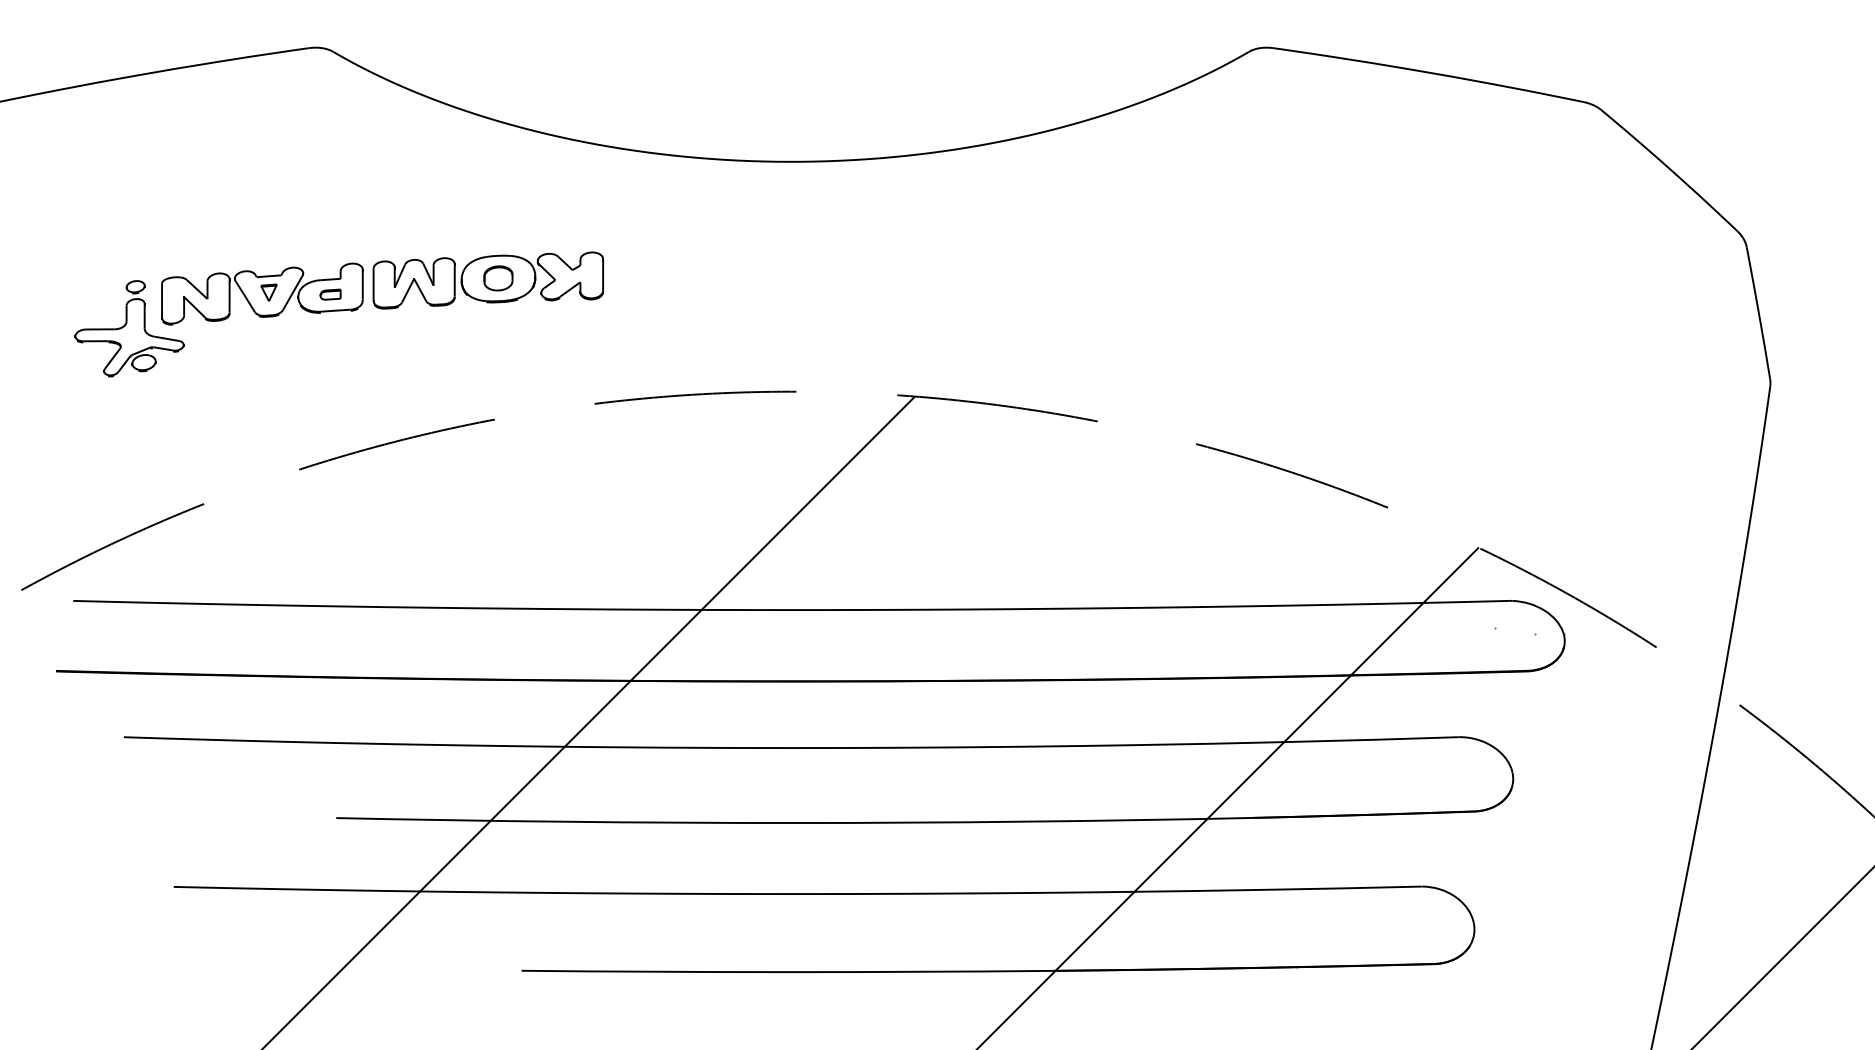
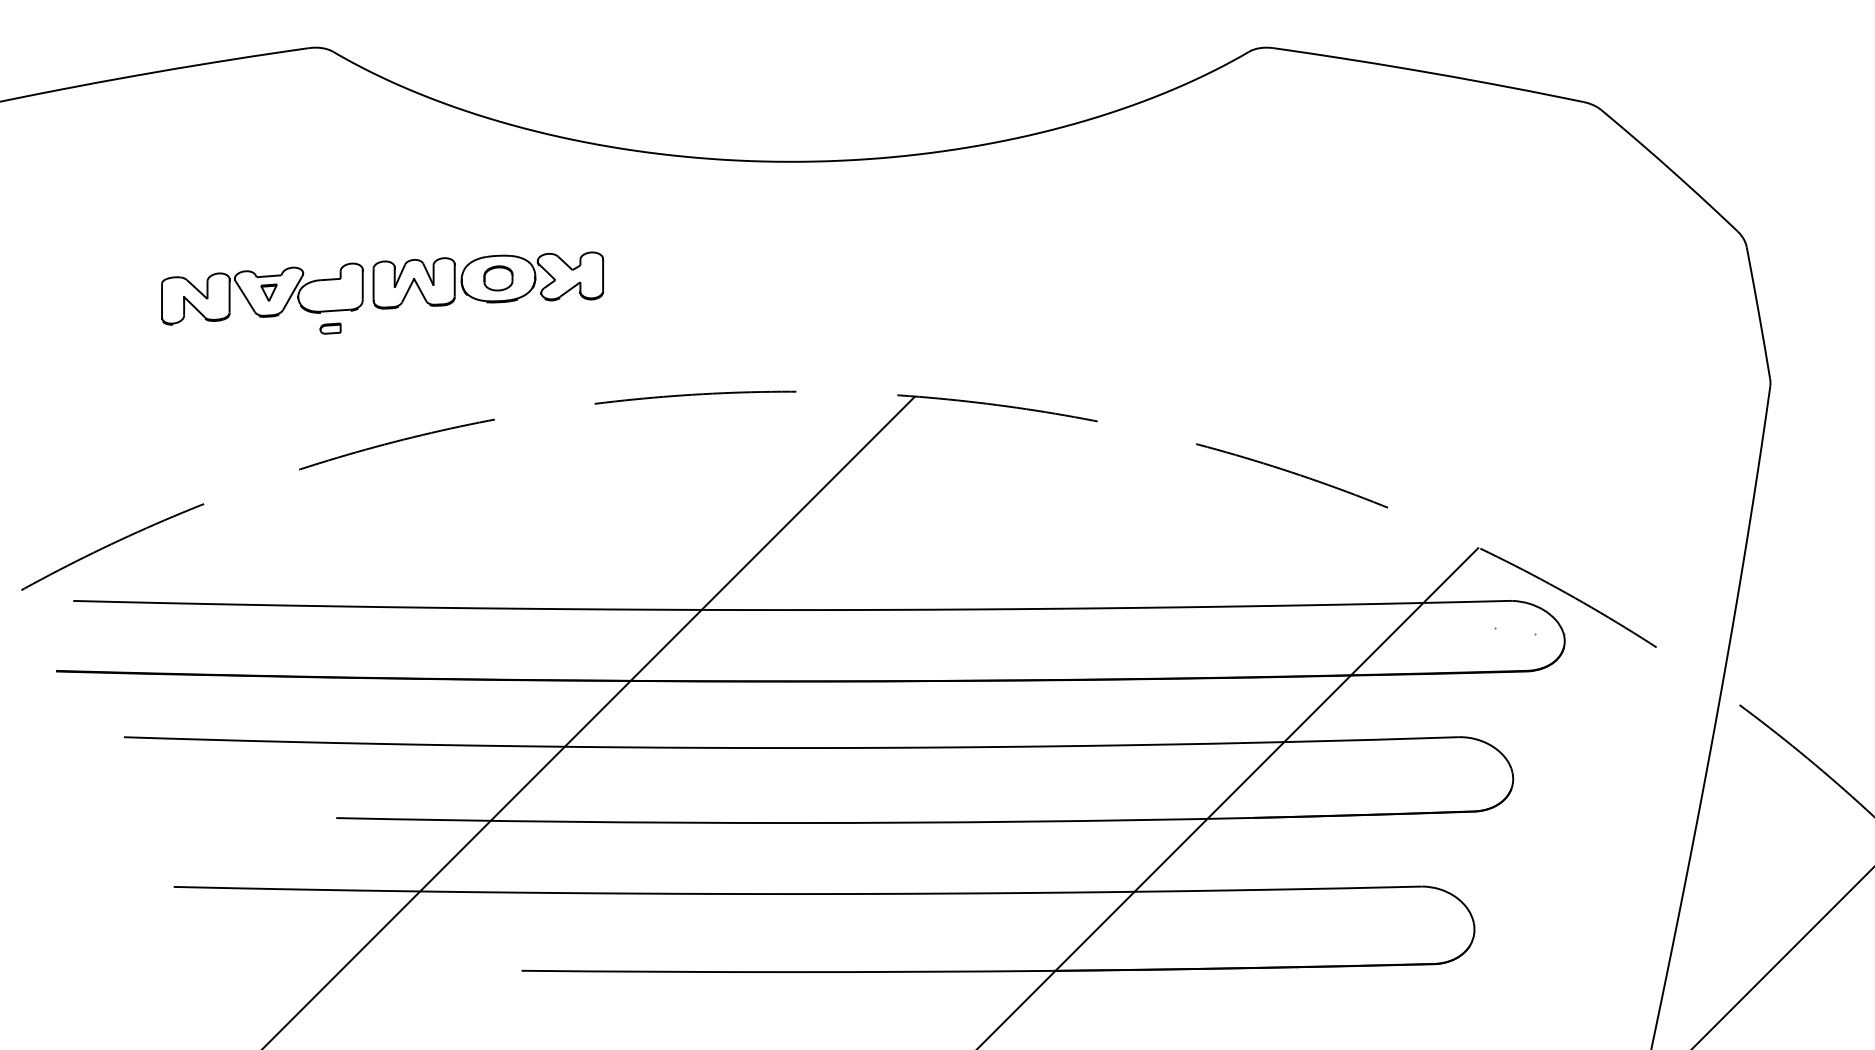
part position: (330, 294) -> (330, 328) (330, 328)
part: present -> none (129, 328)
